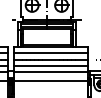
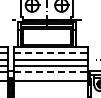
line: solid -> dashed (51, 53)
line: solid -> dashed (51, 71)
